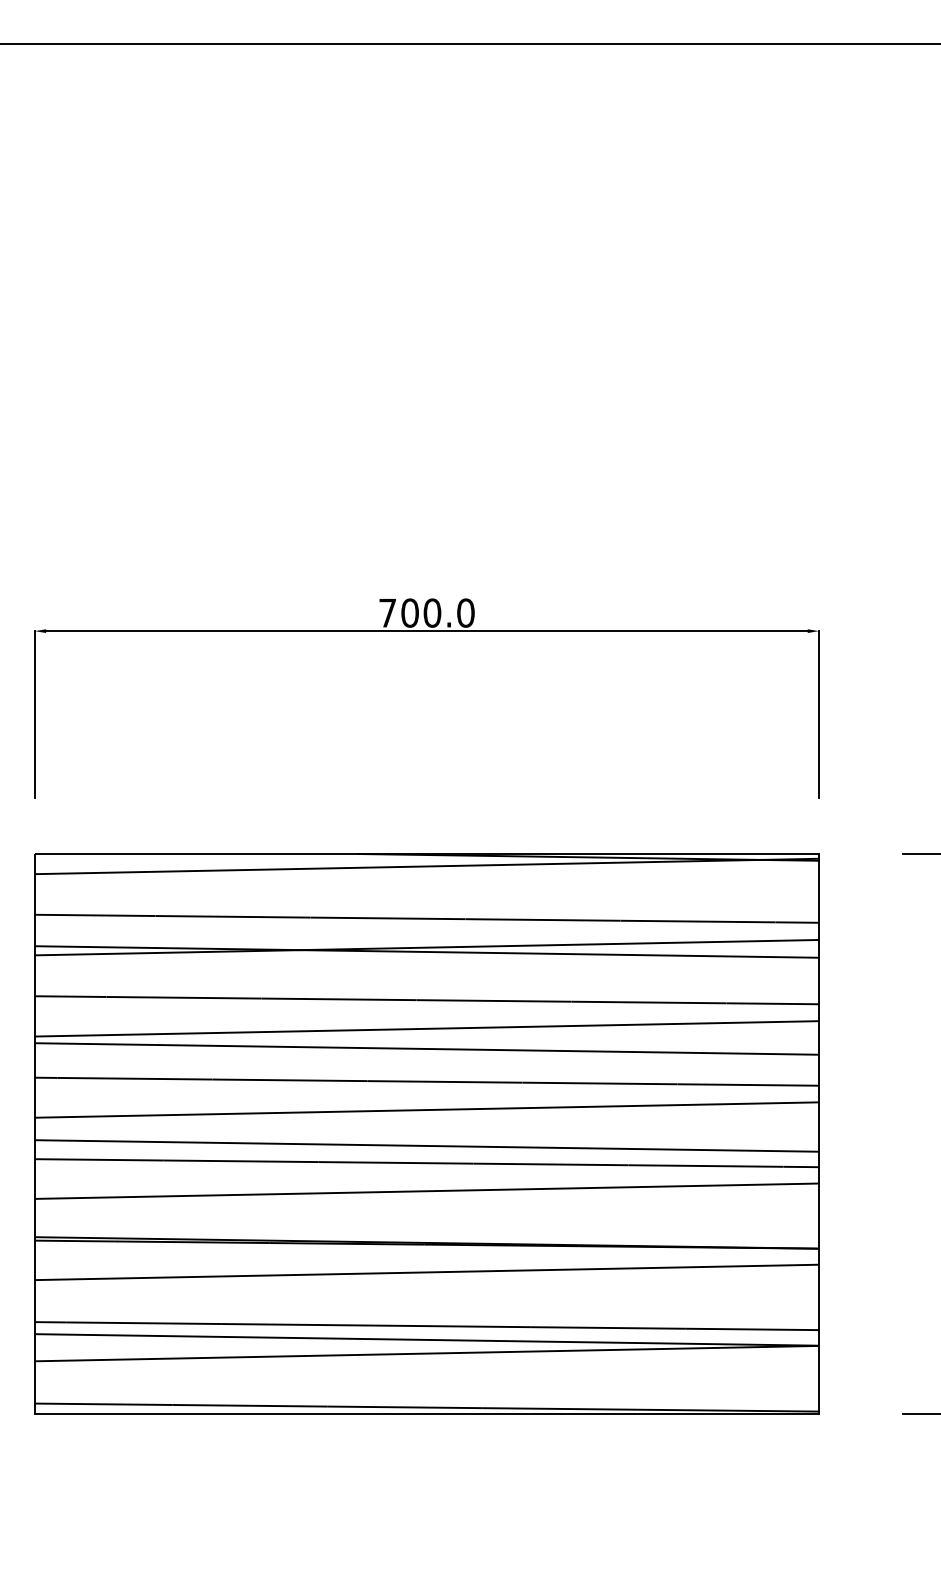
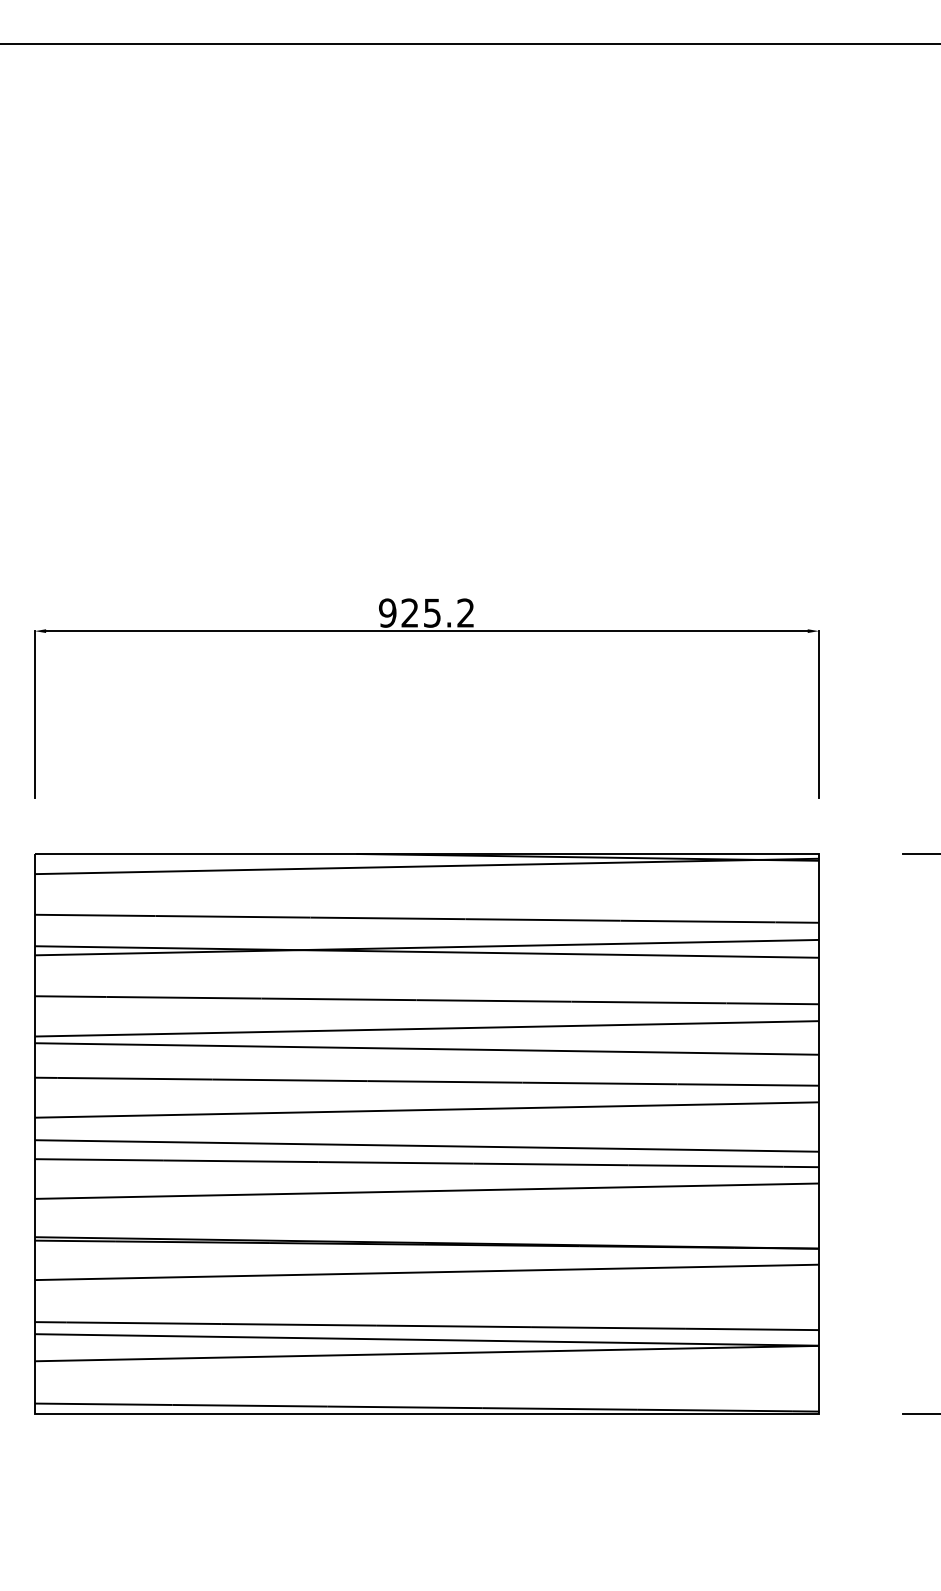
text: 700.0 -> 925.2 (426, 612)
